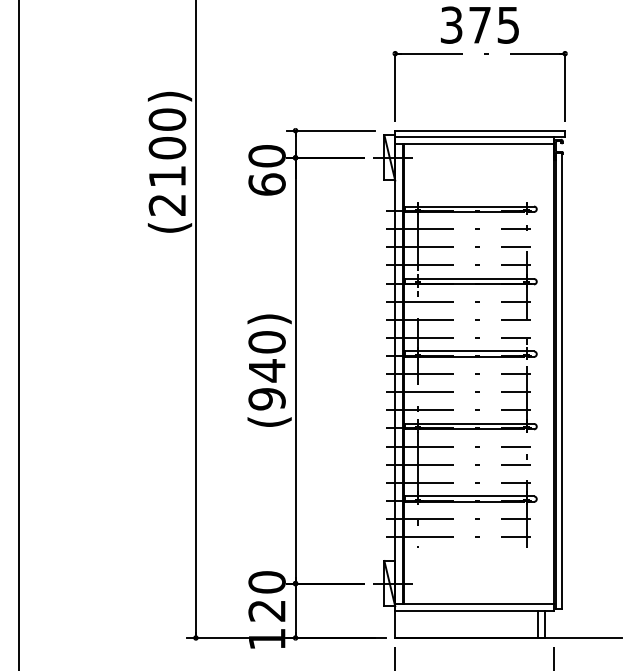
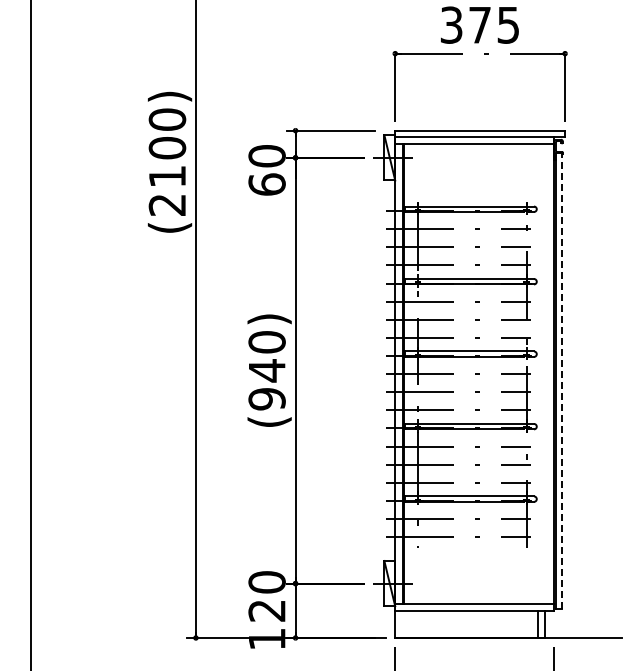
line position: (19, 334) -> (31, 334) (31, 334)
line: solid -> dashed (562, 380)
